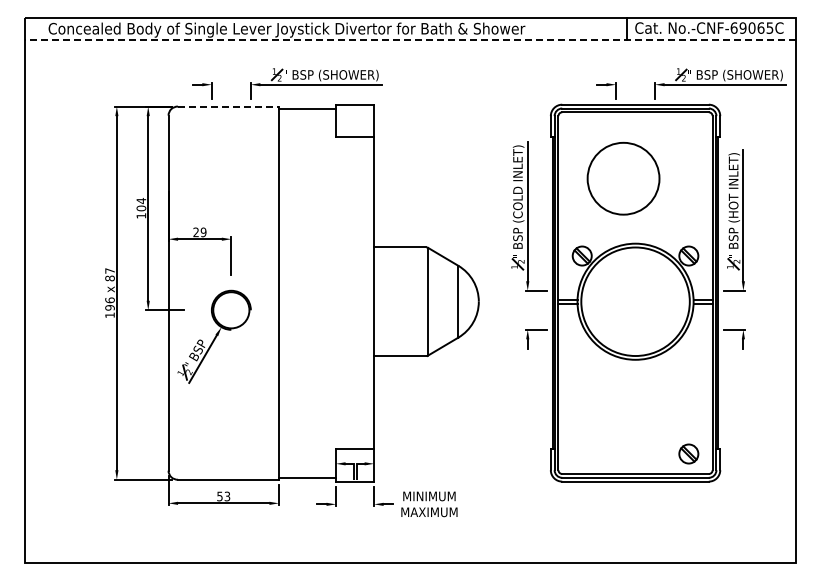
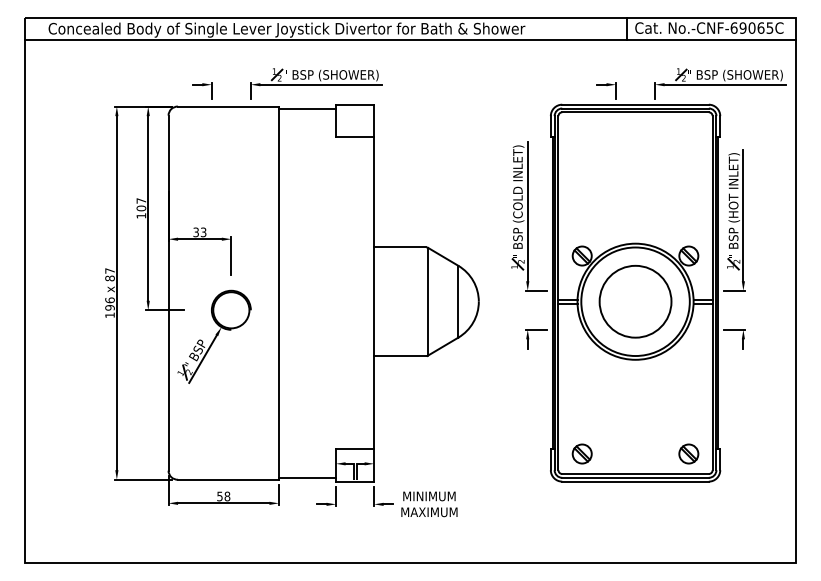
line: dashed -> solid (410, 40)
line: dashed -> solid (229, 106)
circle position: (623, 178) -> (635, 301) (635, 301)
text: 104 -> 107 (141, 201)
text: 29 -> 33 (199, 232)
part: none -> present (581, 453)
text: 53 -> 58 (227, 496)
